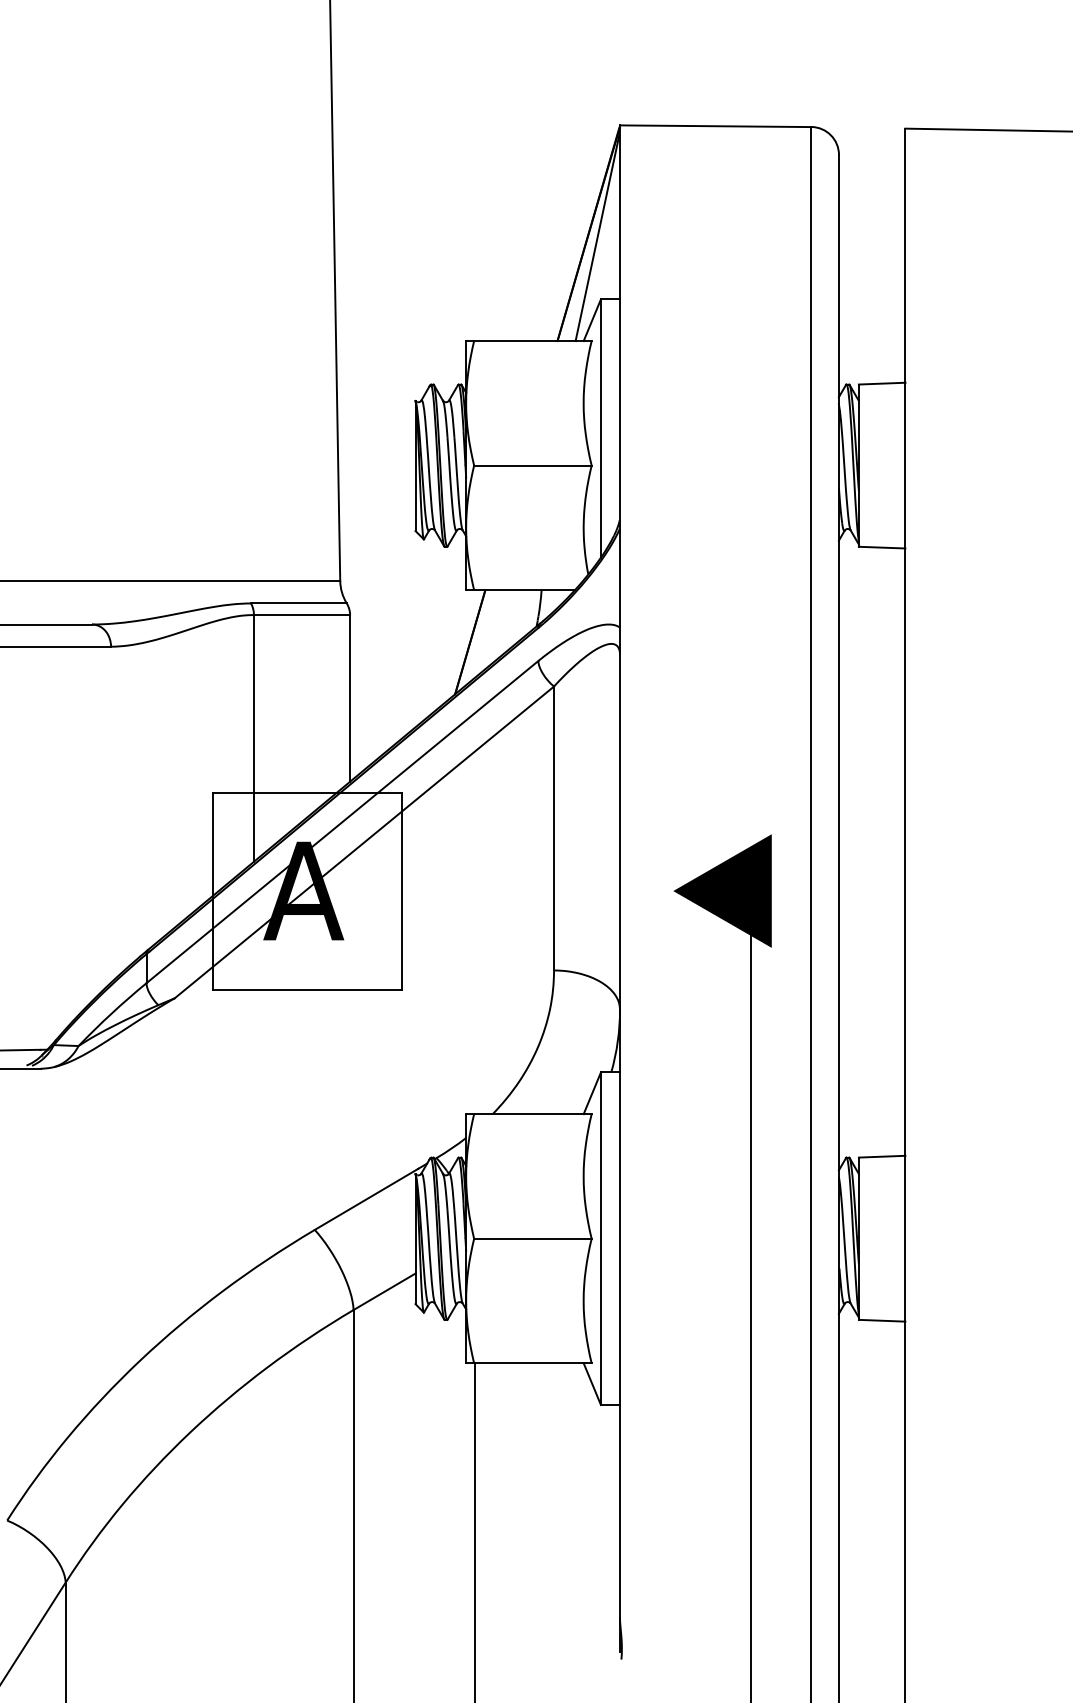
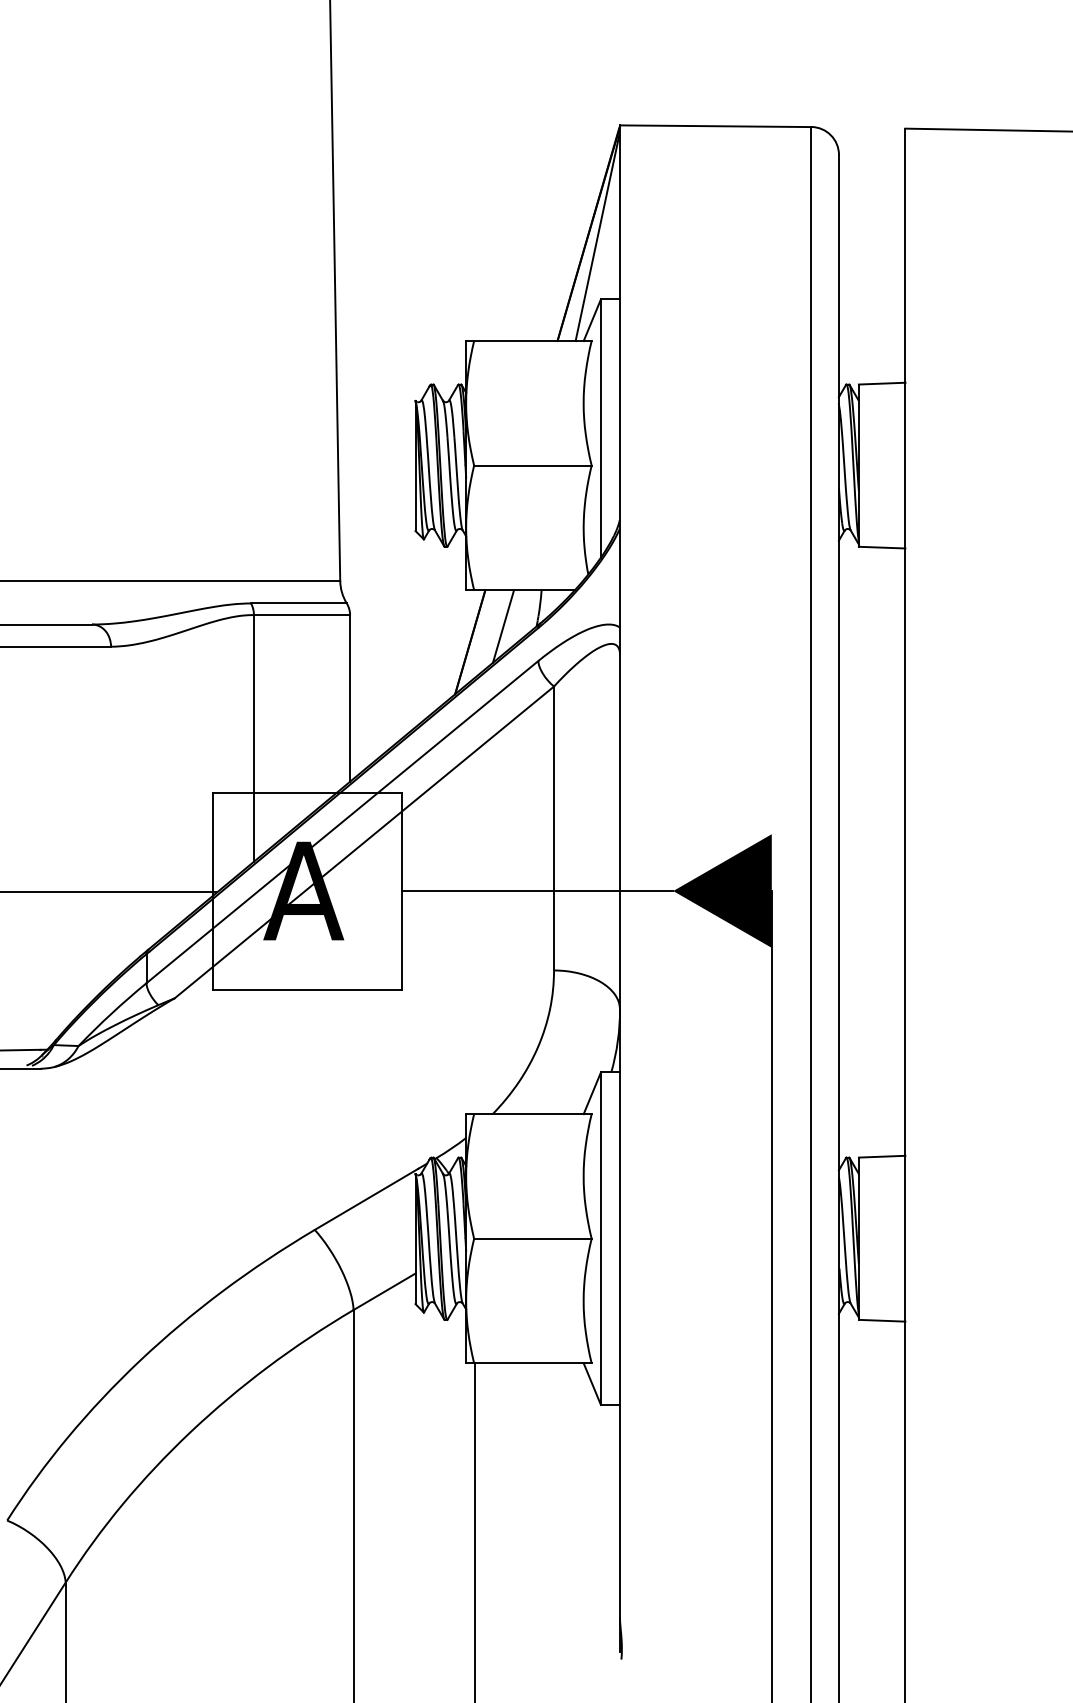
line: none -> present (503, 626)
line: none -> present (537, 891)
line: none -> present (109, 892)
line position: (750, 1295) -> (771, 1295) (771, 1295)
